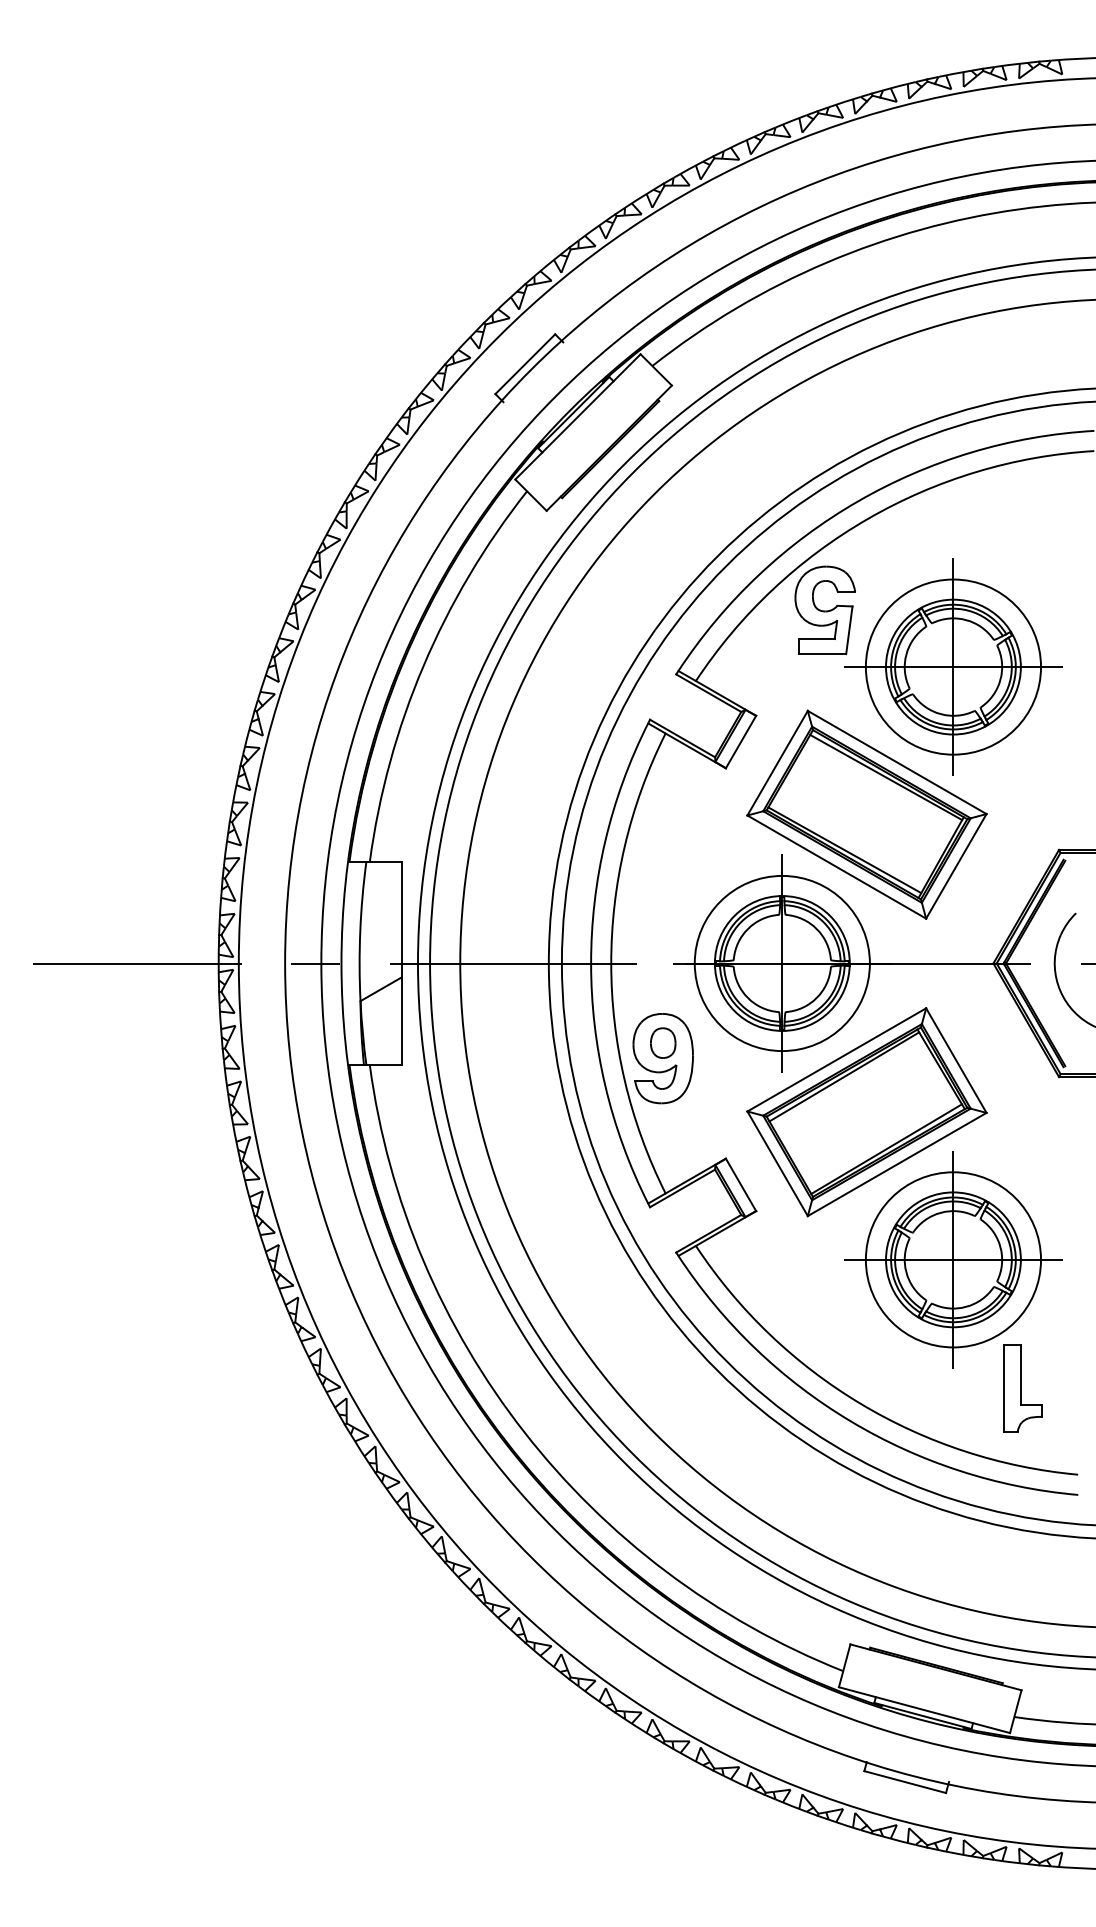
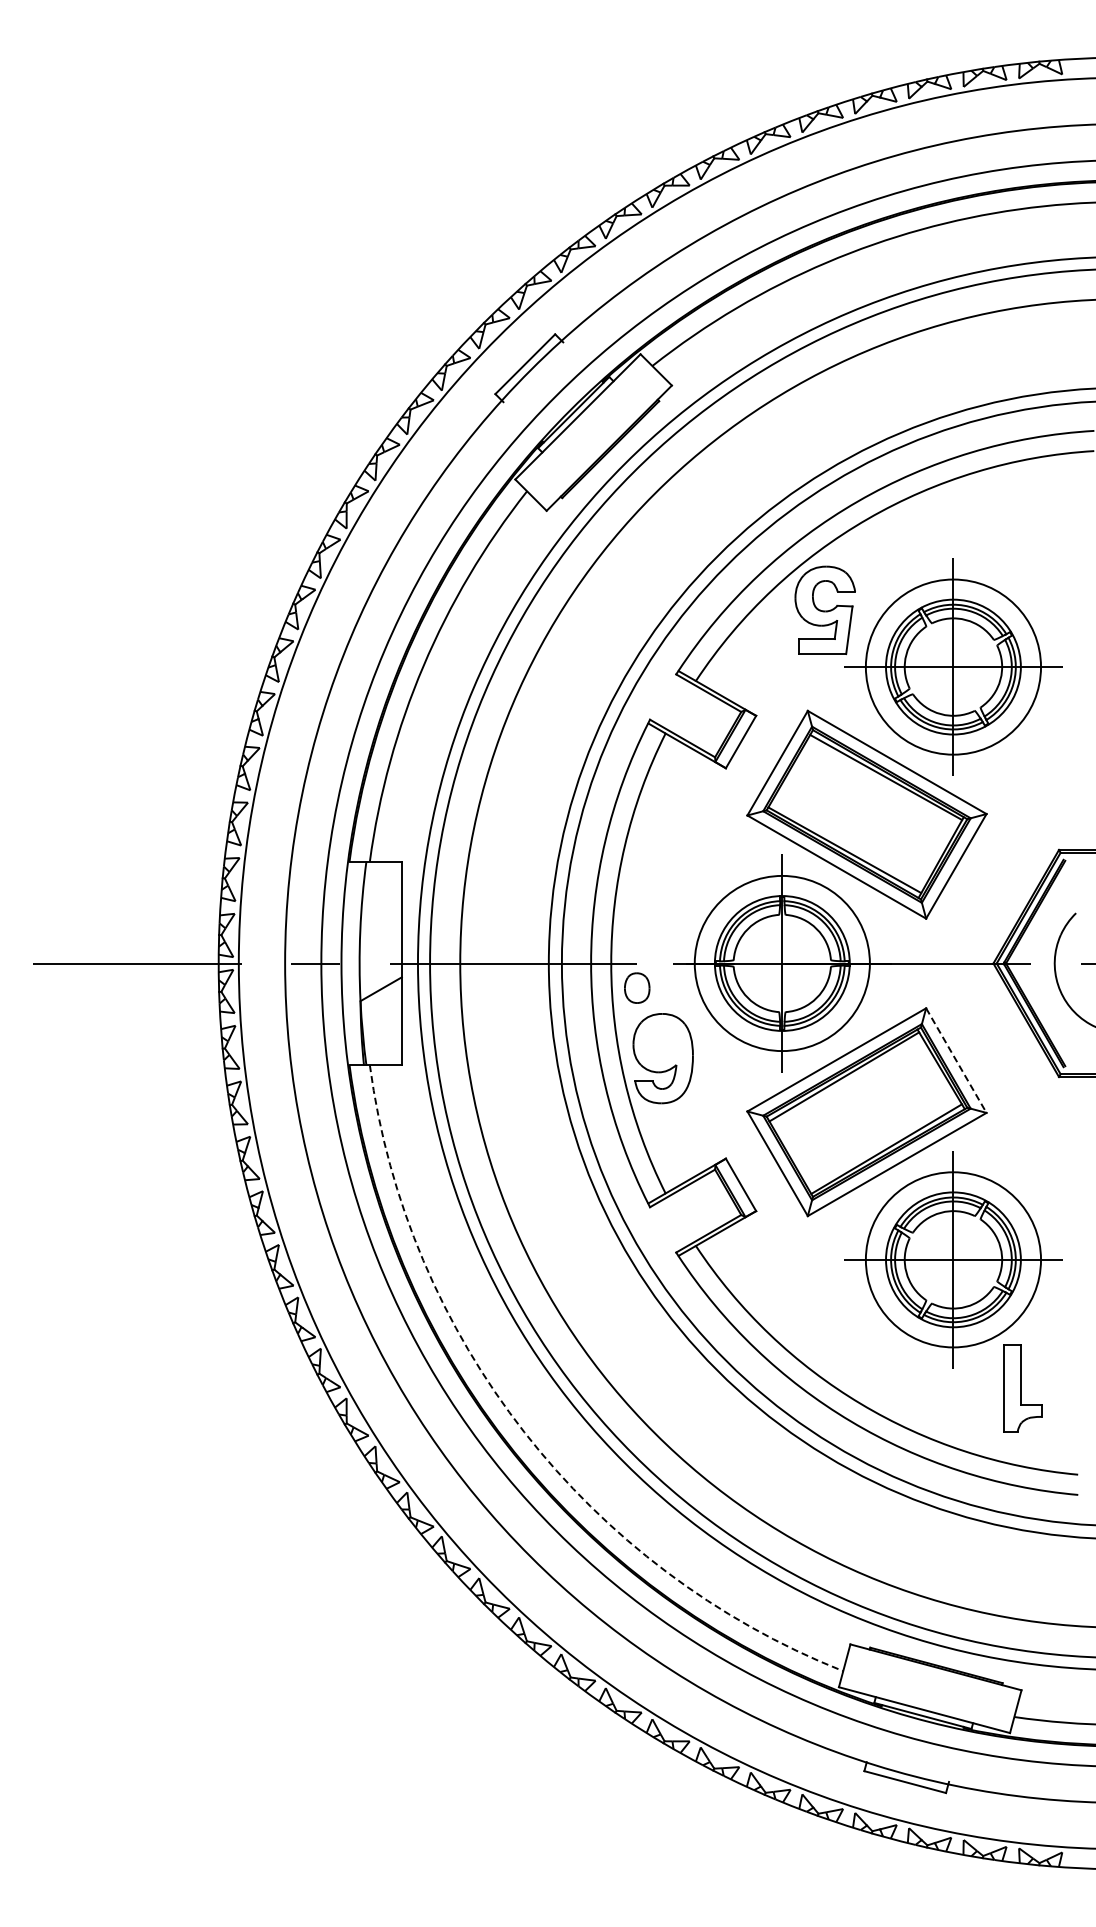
part position: (663, 1042) -> (637, 987) (637, 987)
line: solid -> dashed (956, 1061)
arc: solid -> dashed (524, 1432)
